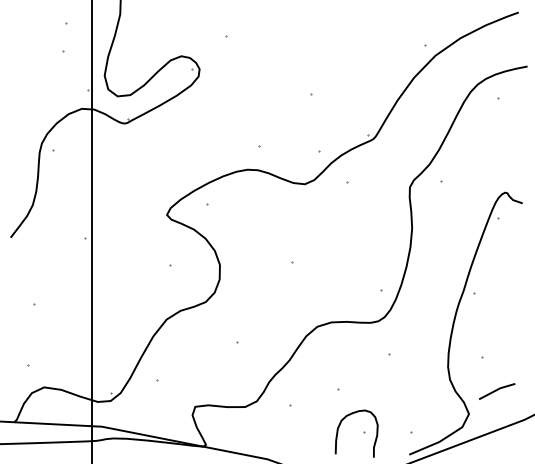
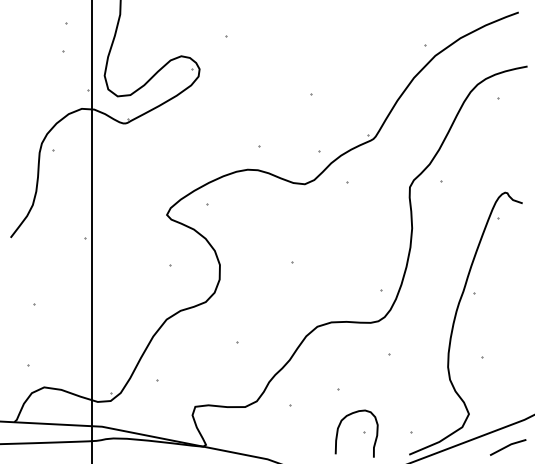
line position: (496, 391) -> (507, 447) (507, 447)
